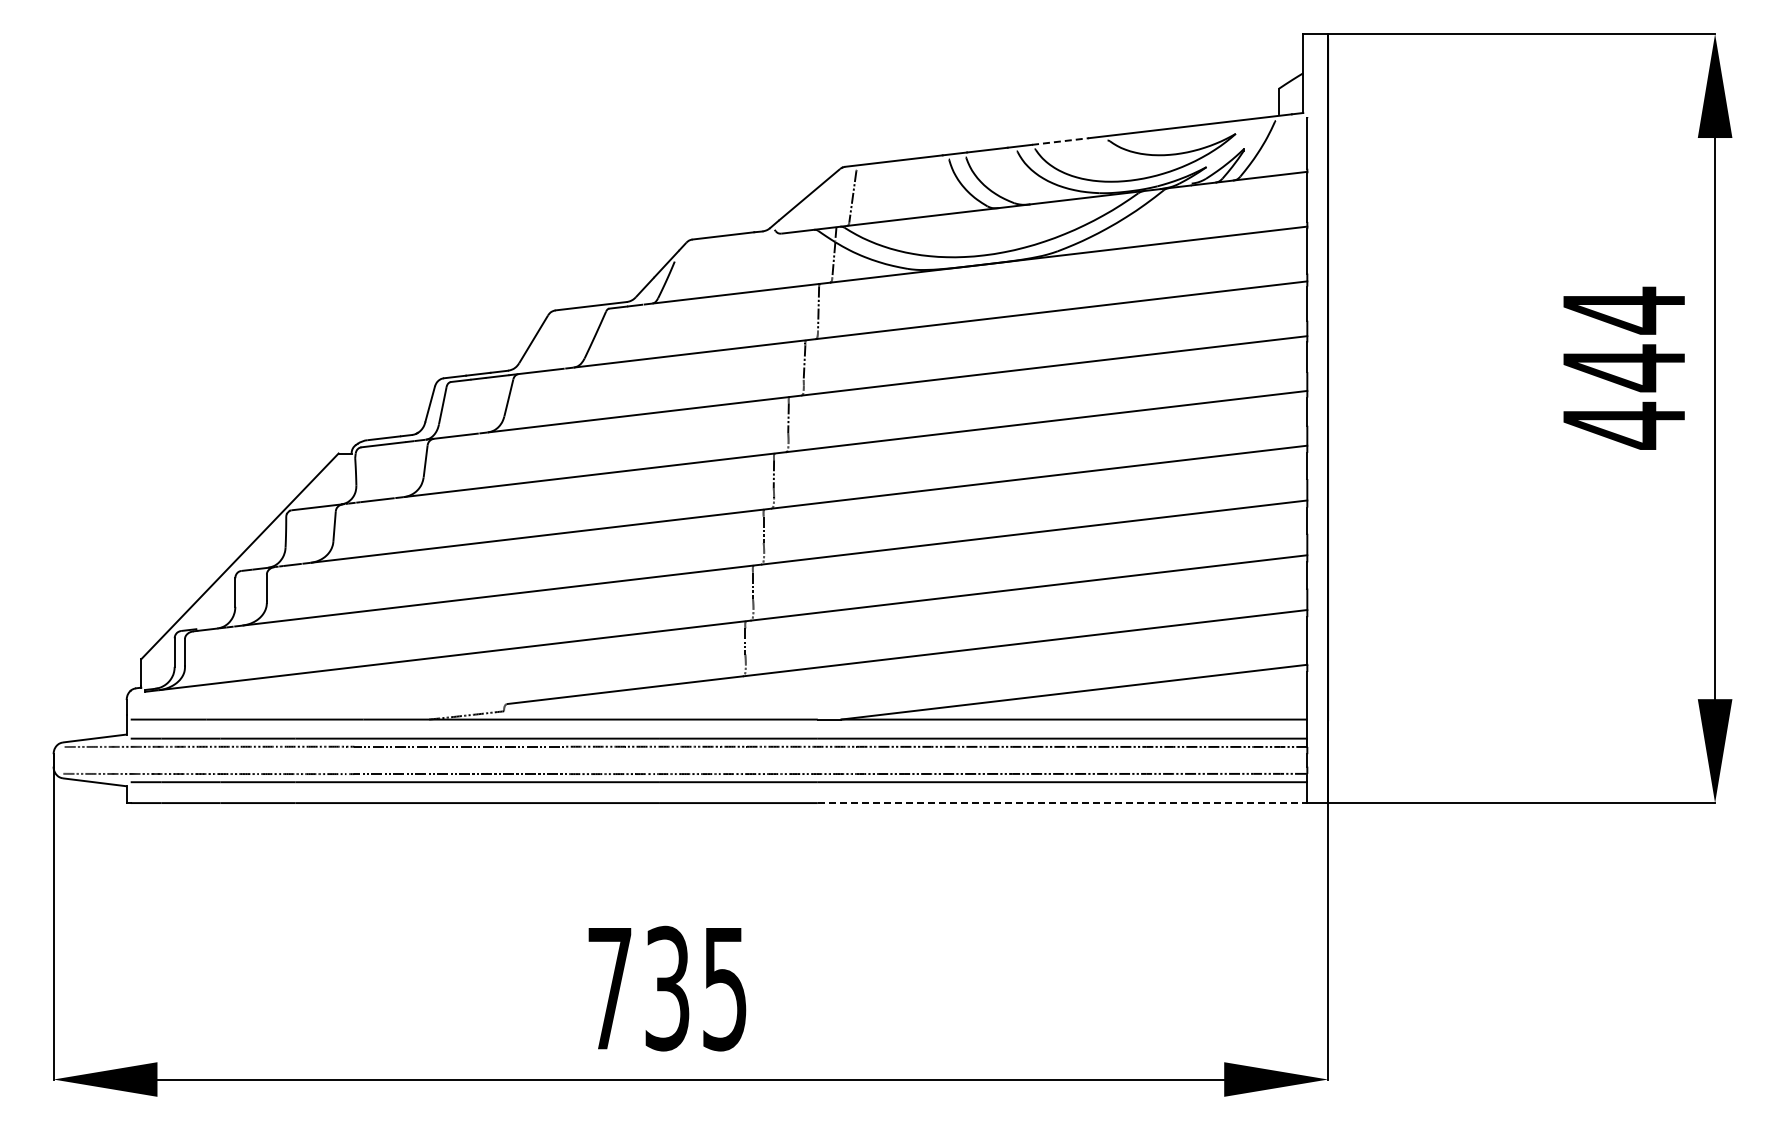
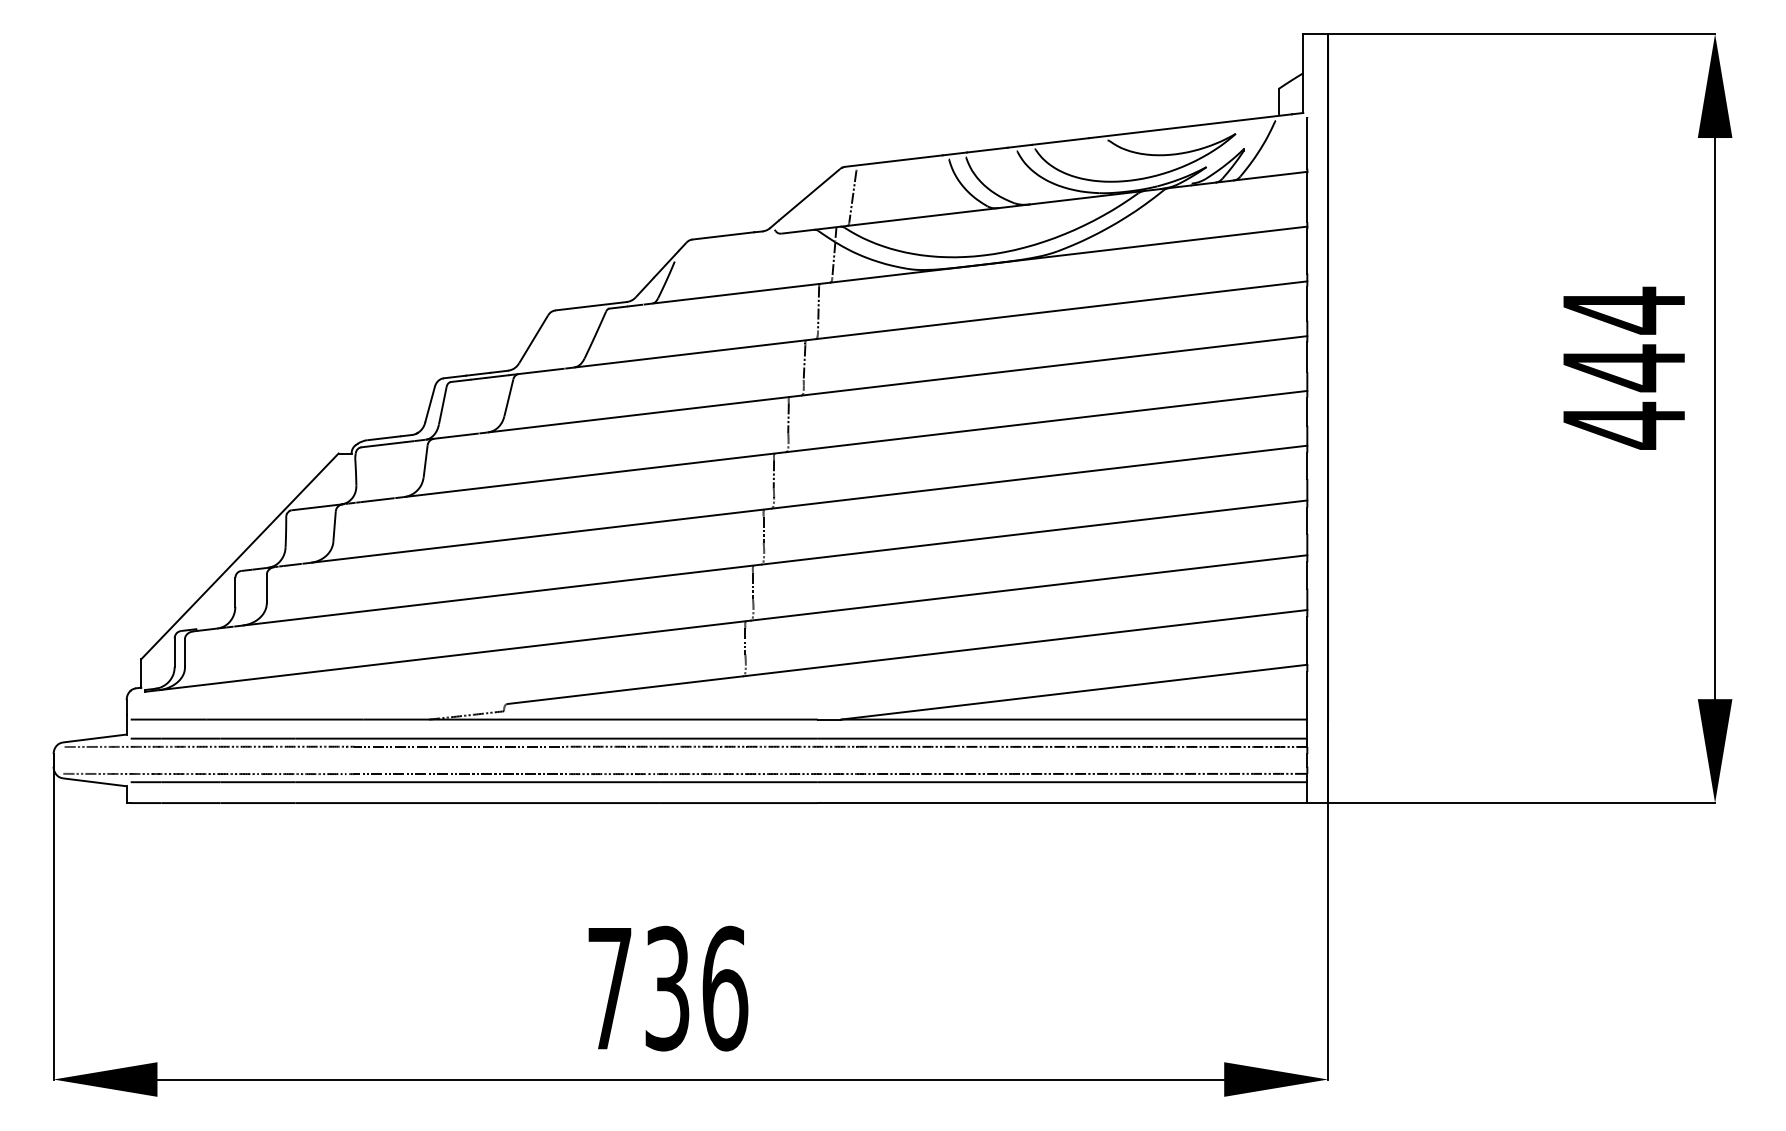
line: dashed -> solid (1060, 141)
line: dashed -> solid (1062, 803)
text: 735 -> 736 (725, 988)
